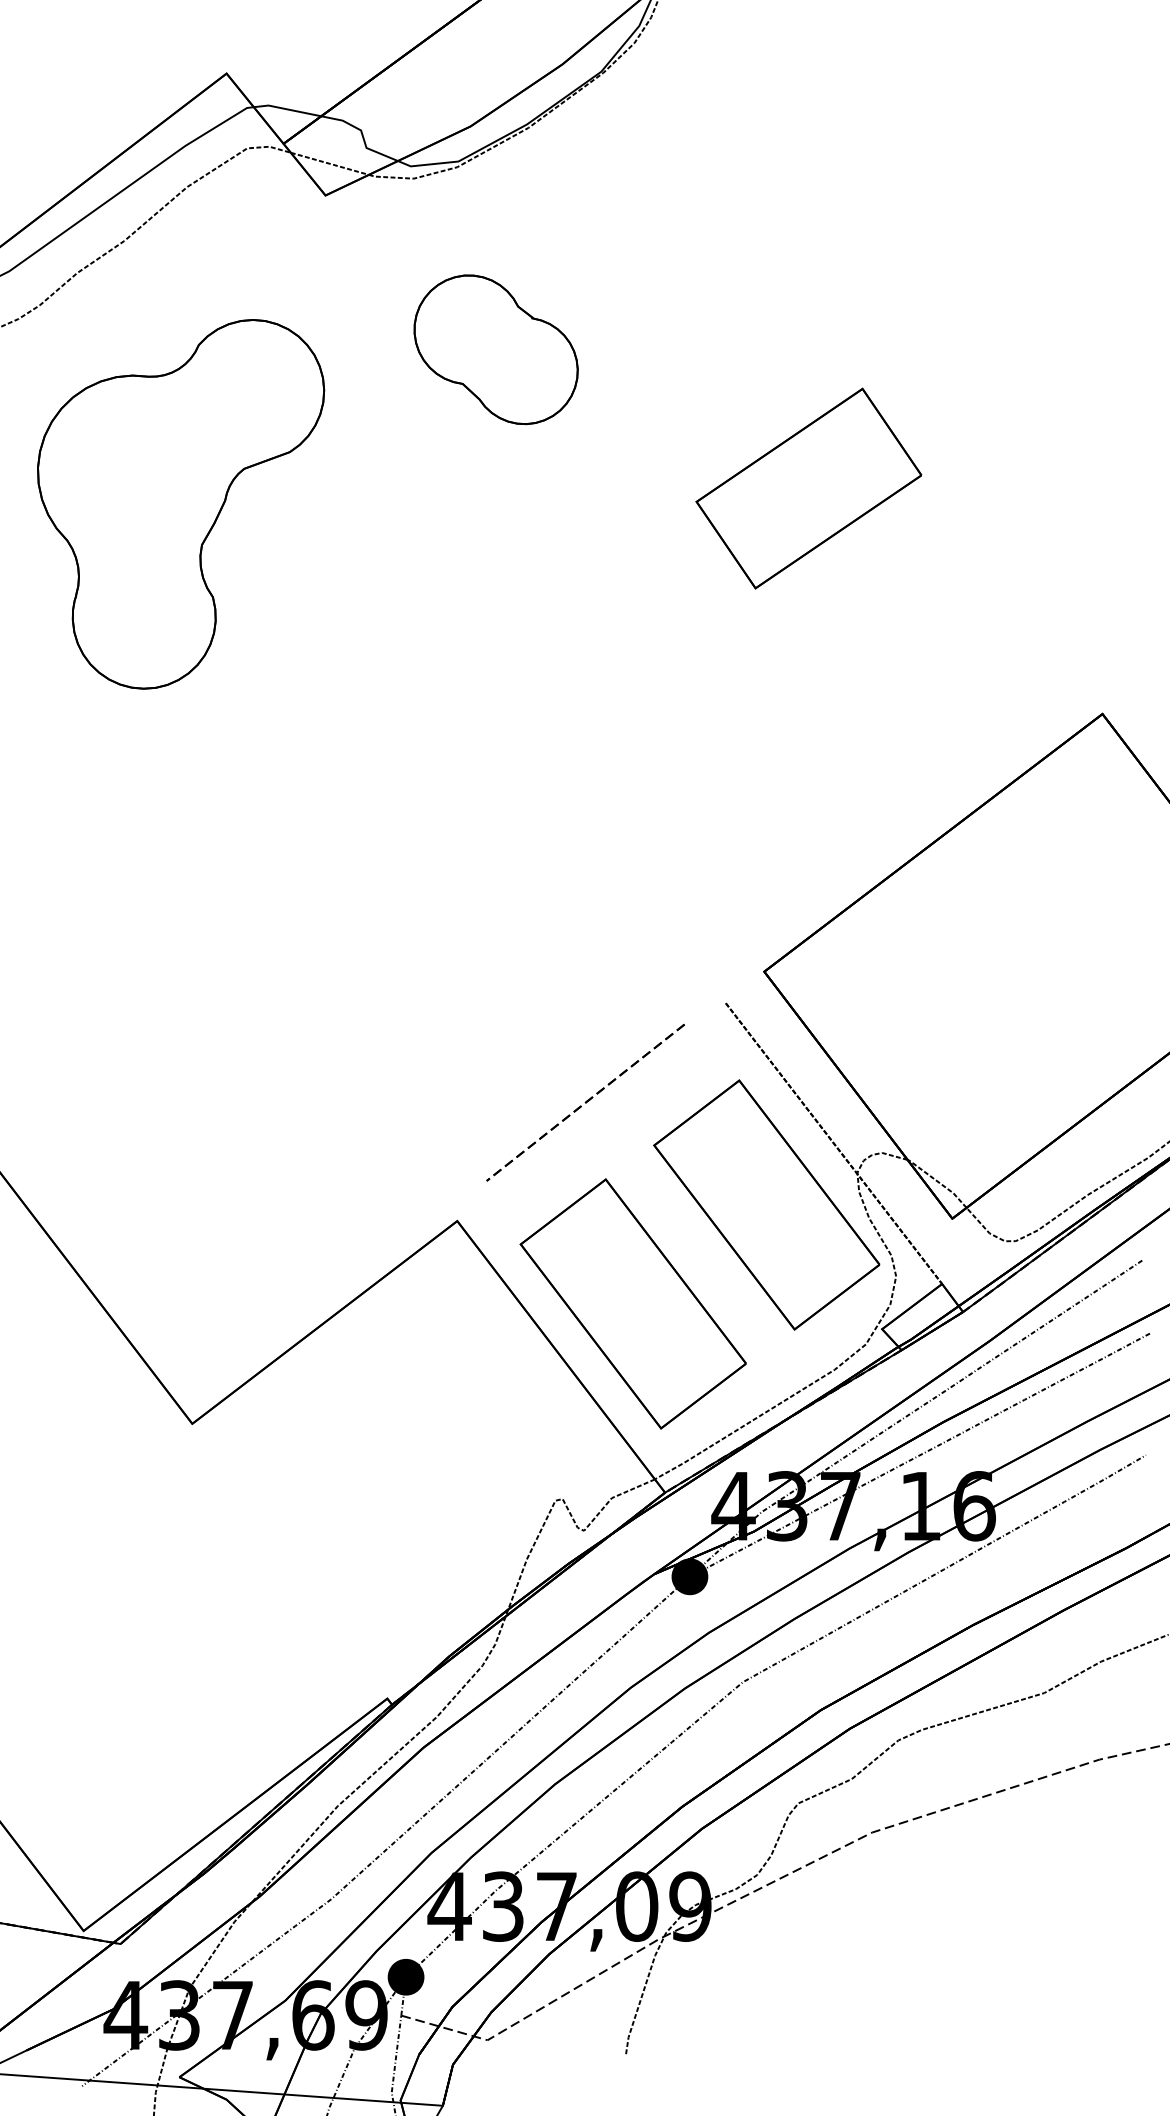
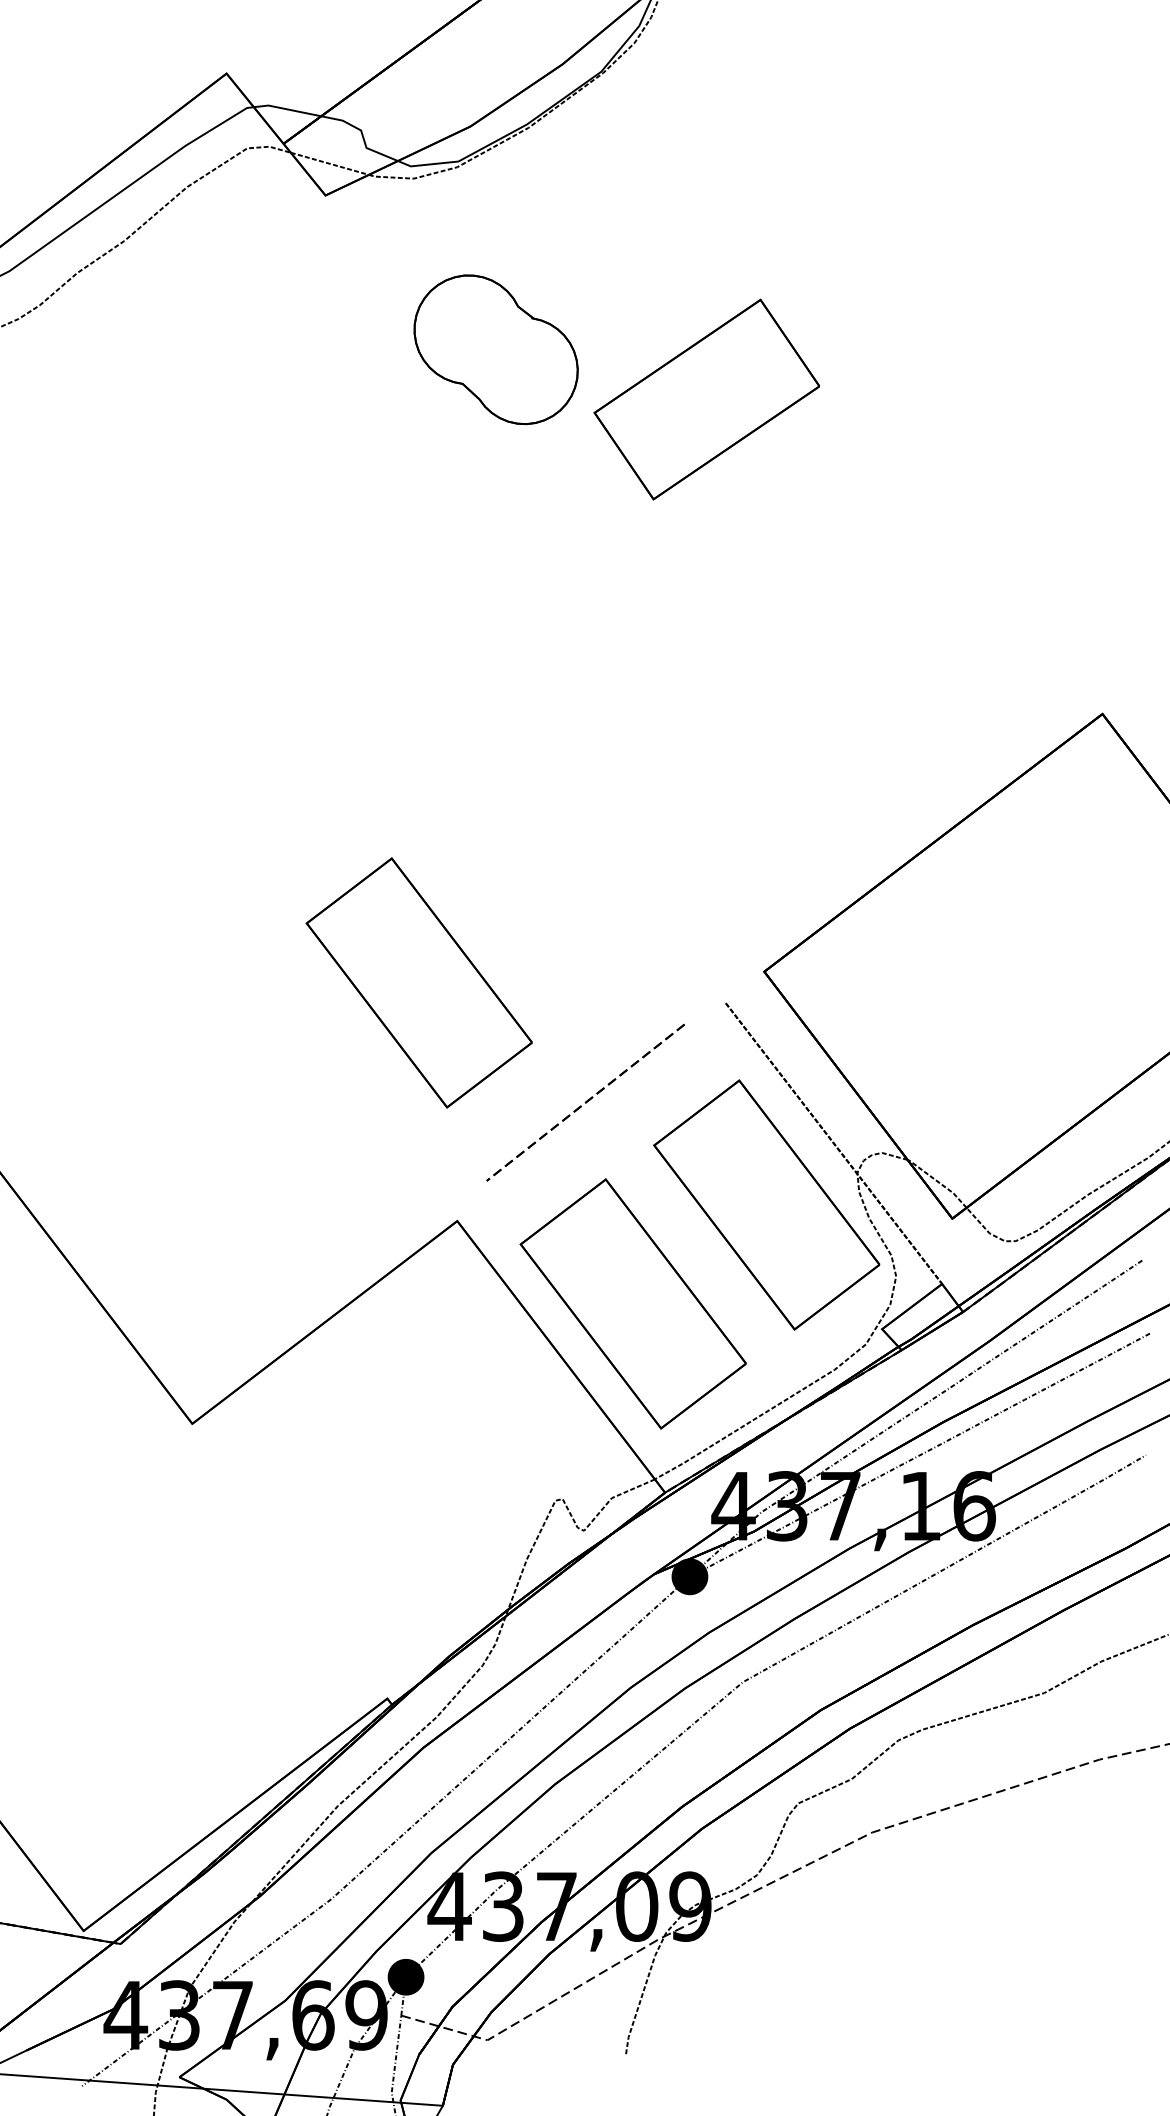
part position: (808, 488) -> (706, 399) (706, 399)
part: present -> none (181, 504)
part: none -> present (418, 982)
